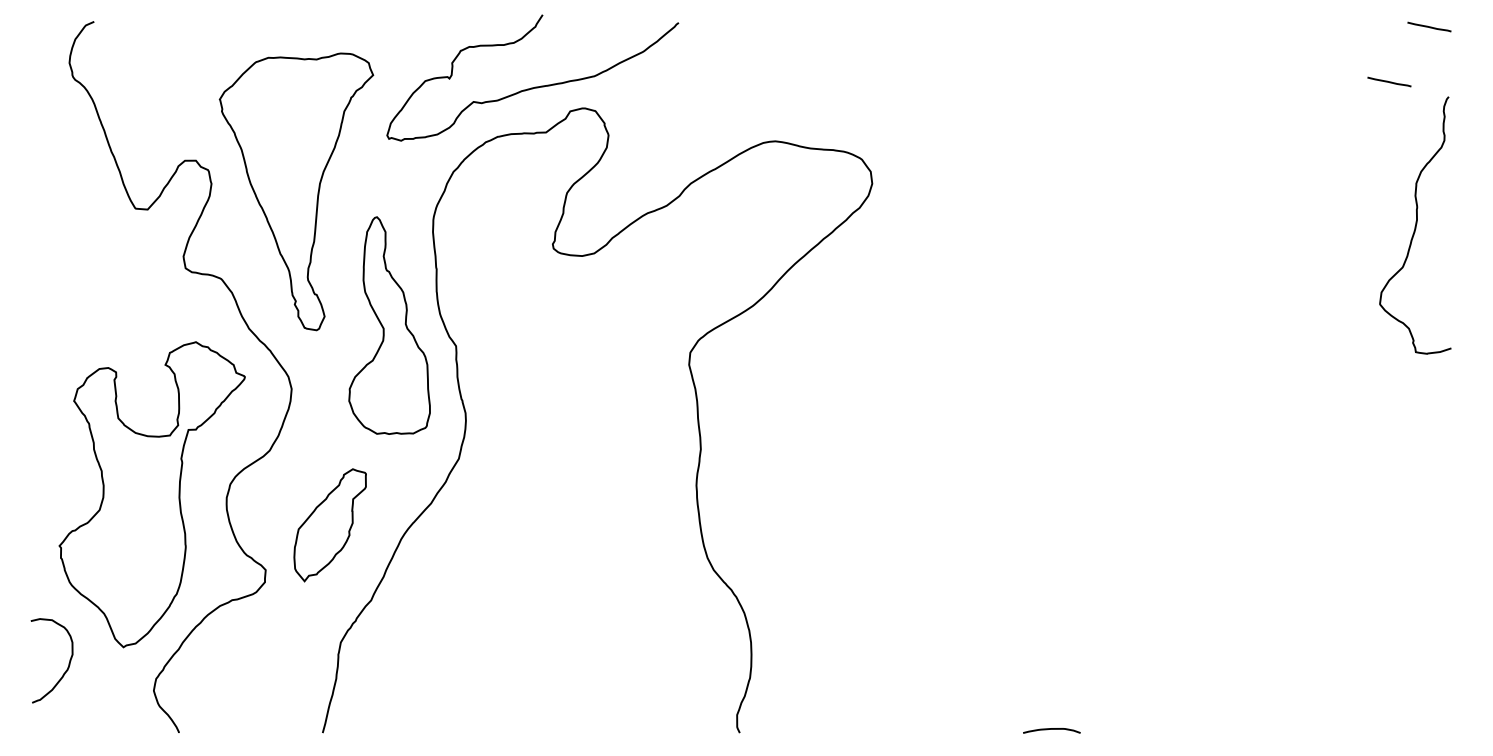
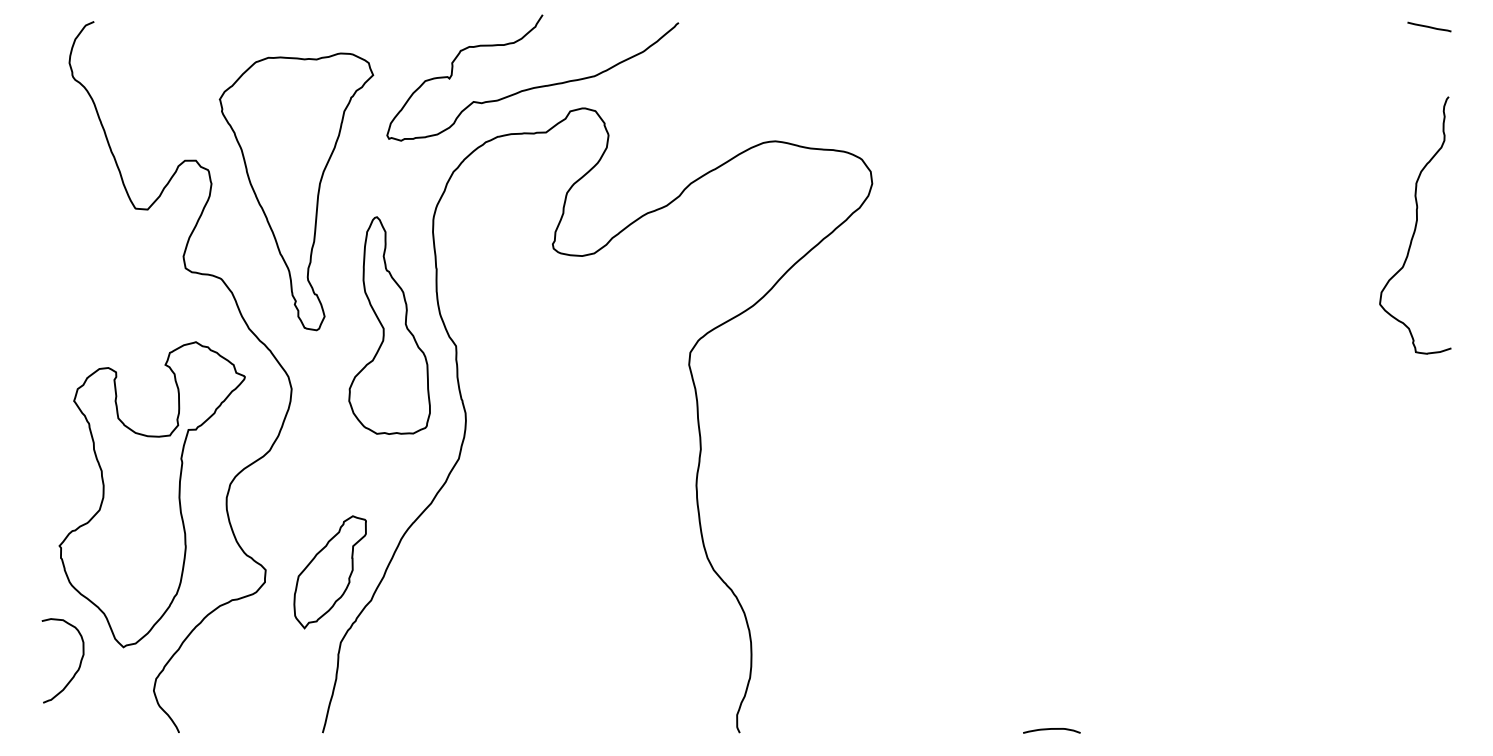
line: present -> none (1389, 81)
part position: (329, 525) -> (329, 572) (329, 572)
curve position: (65, 670) -> (76, 670) (76, 670)
